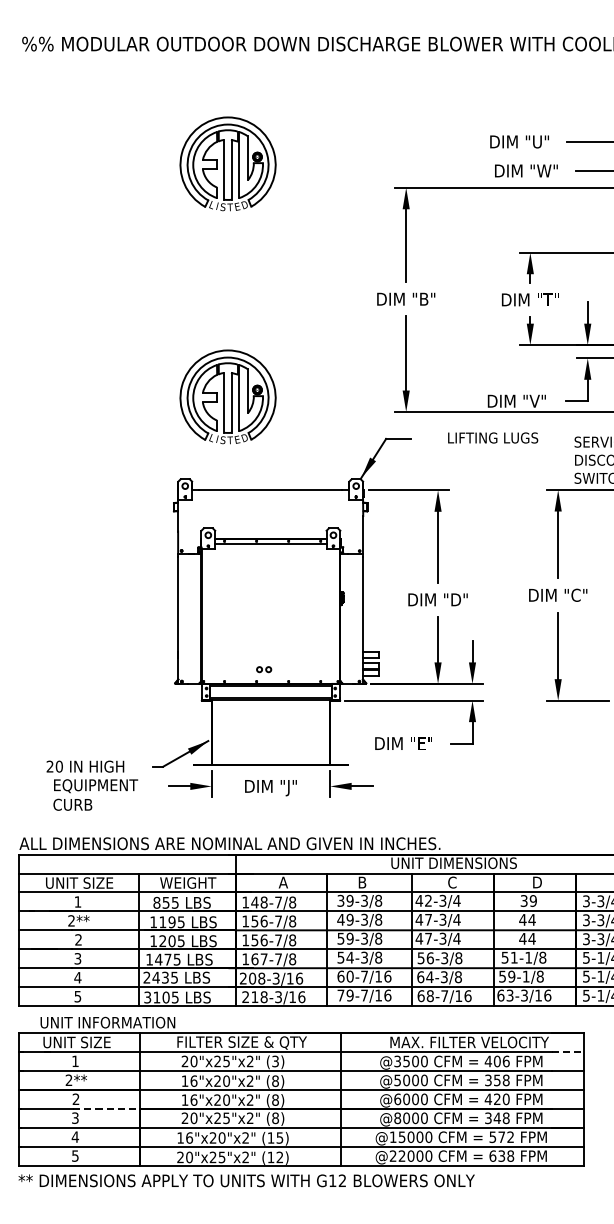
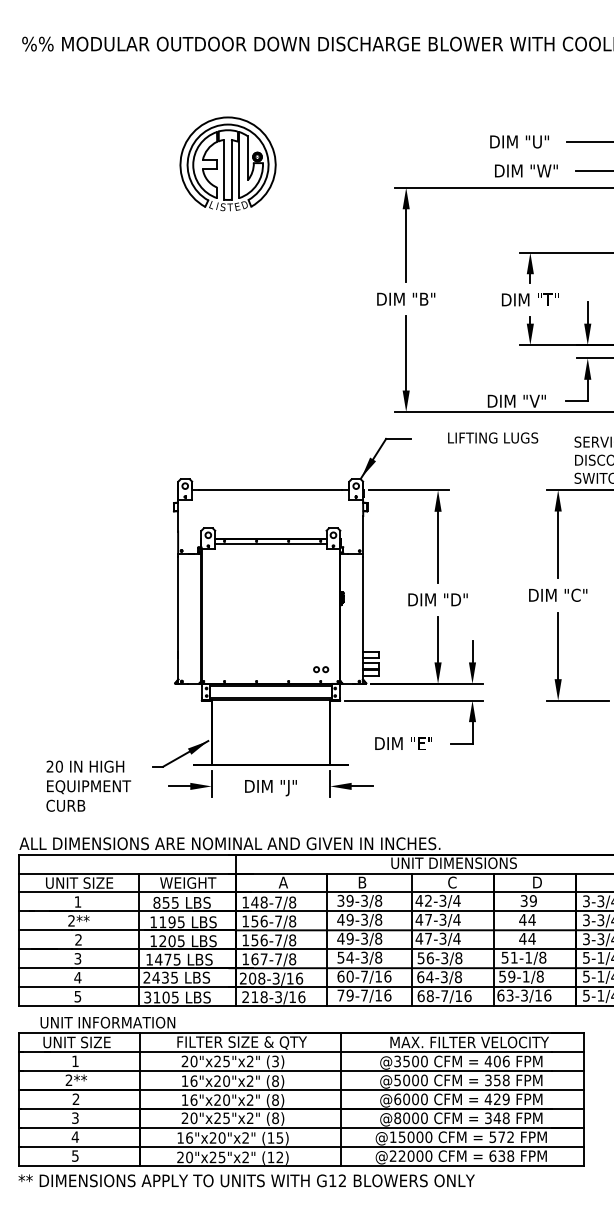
part: present -> none (227, 396)
part position: (264, 669) -> (321, 669) (321, 669)
text position: (95, 794) -> (88, 795) (88, 795)
text: 59-3/8 -> 49-3/8 (340, 938)
line: dashed -> solid (568, 1051)
text: 420 -> 429 (505, 1099)
line: dashed -> solid (107, 1108)
